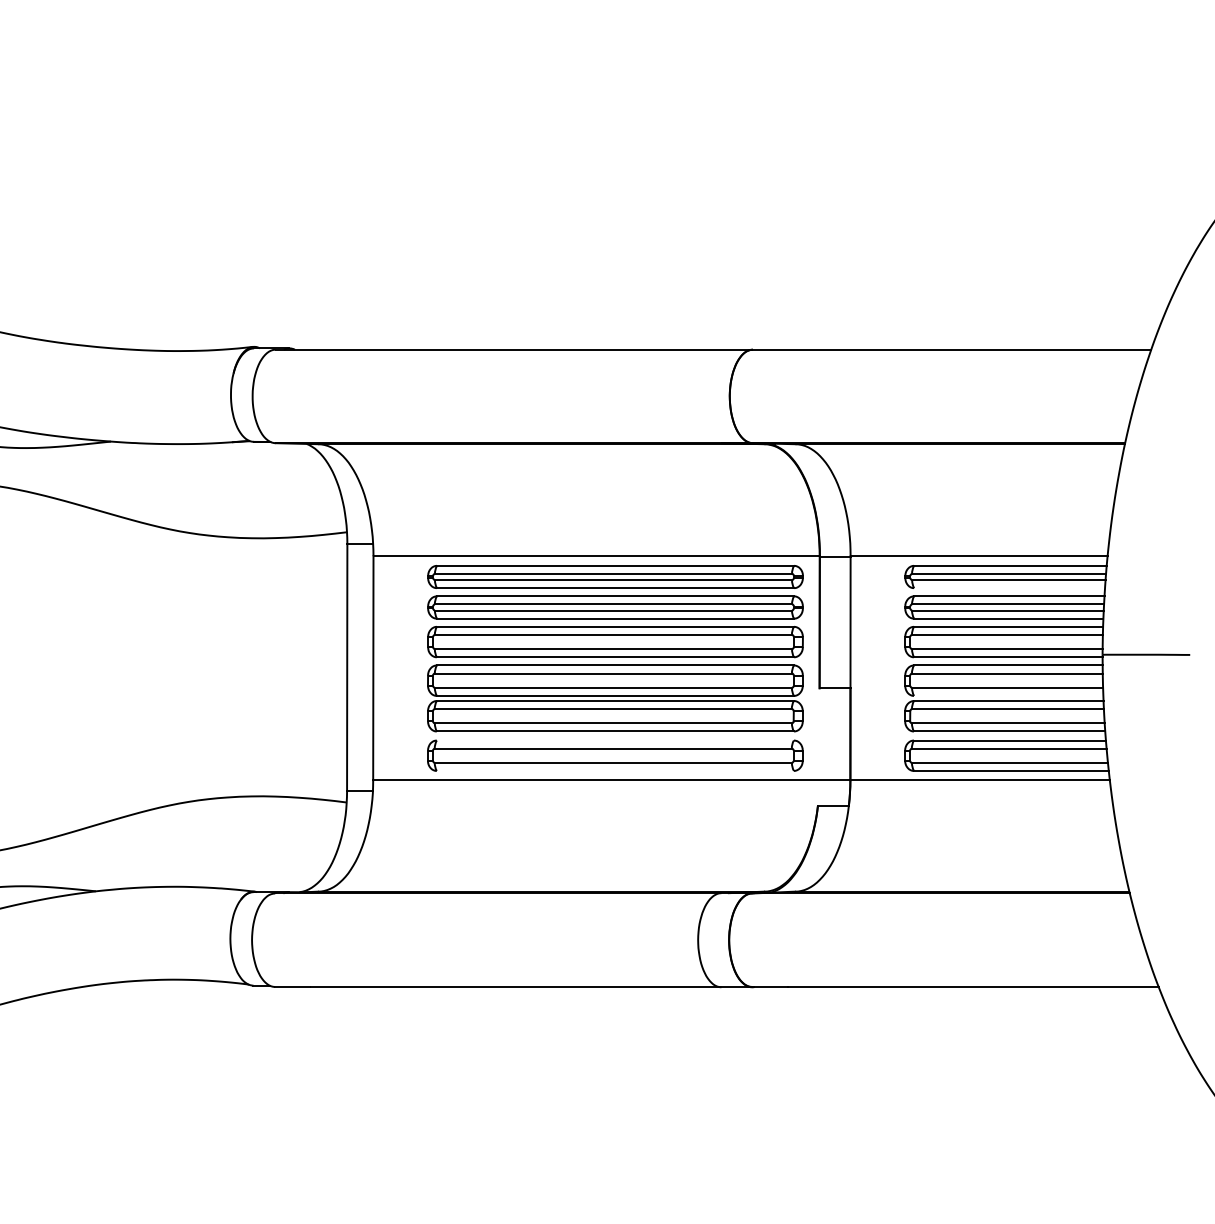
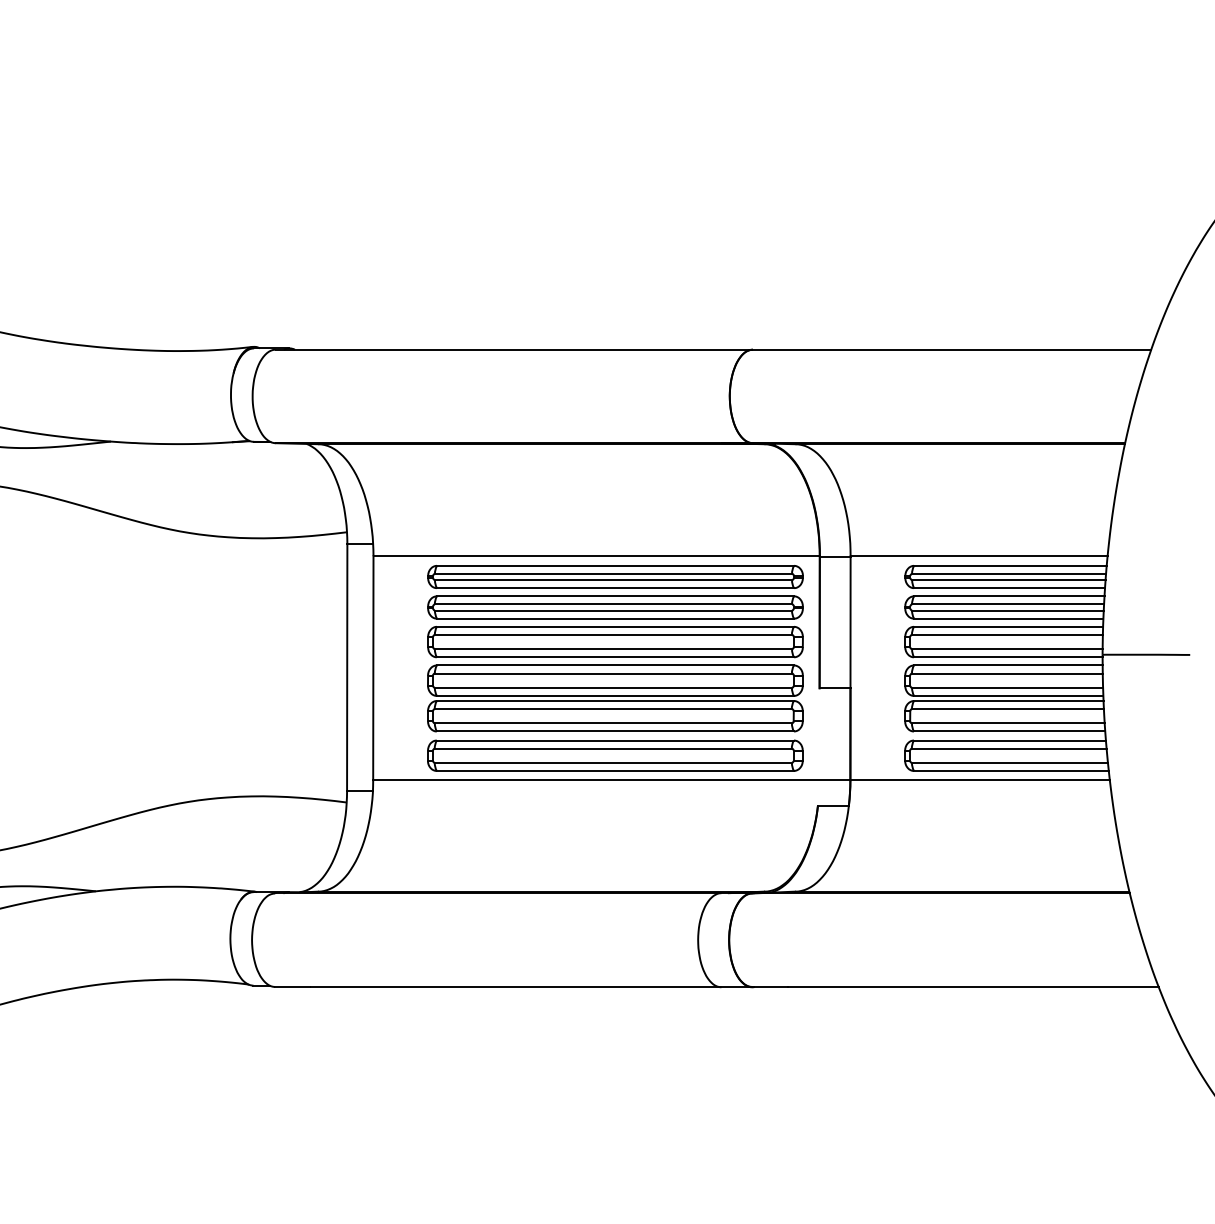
line: none -> present (1009, 588)
line: none -> present (1008, 695)
line: none -> present (614, 740)
line: none -> present (614, 771)
